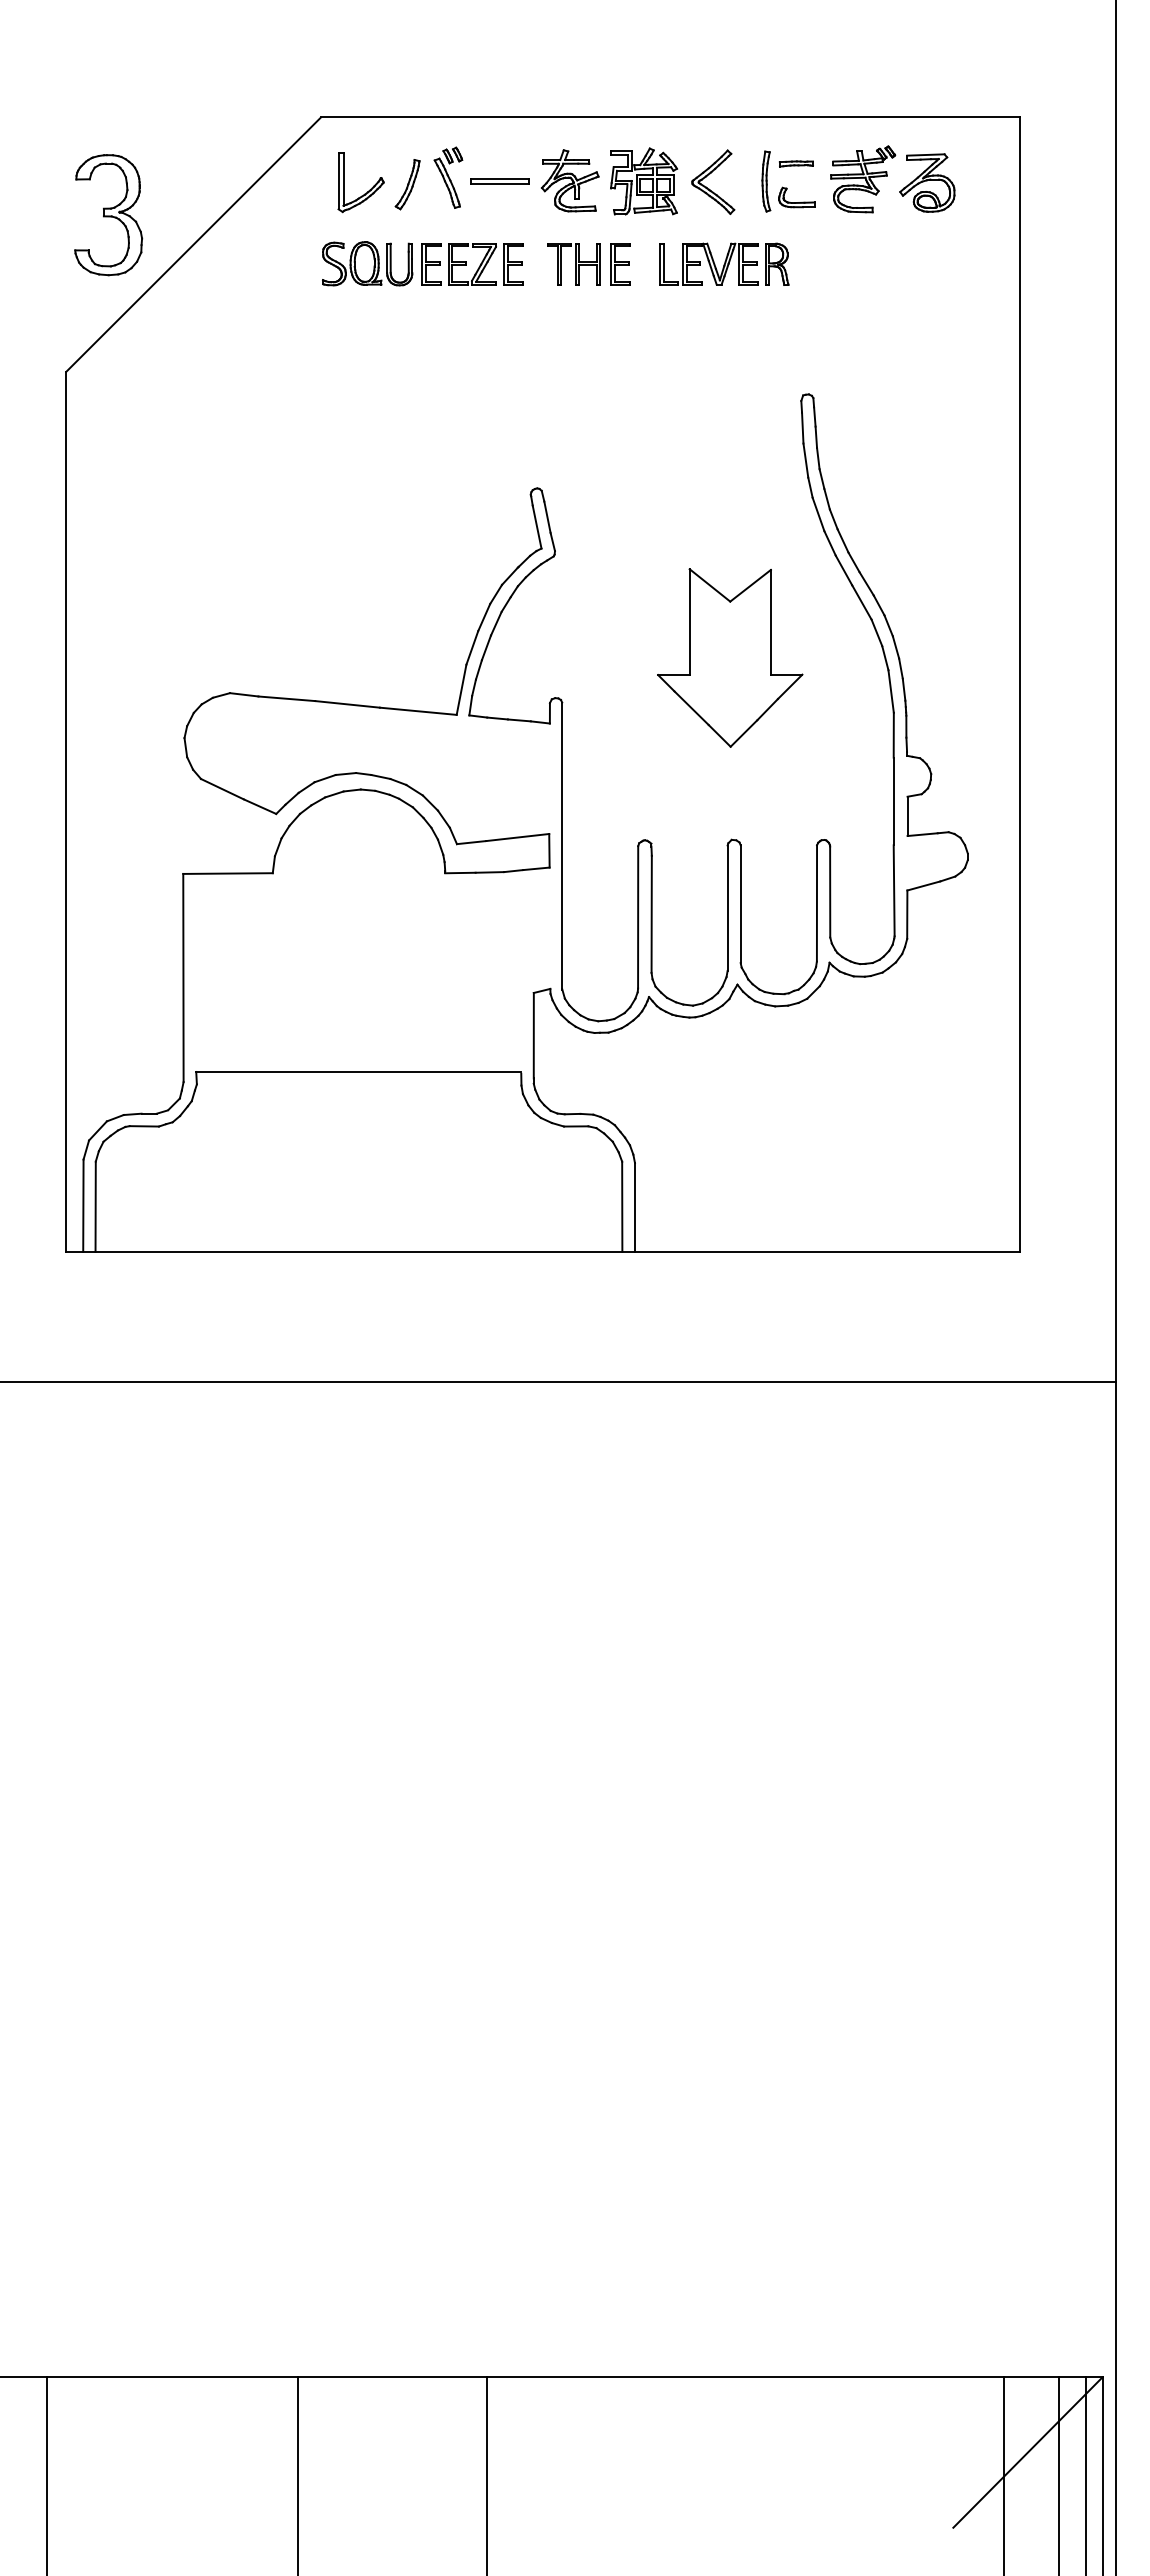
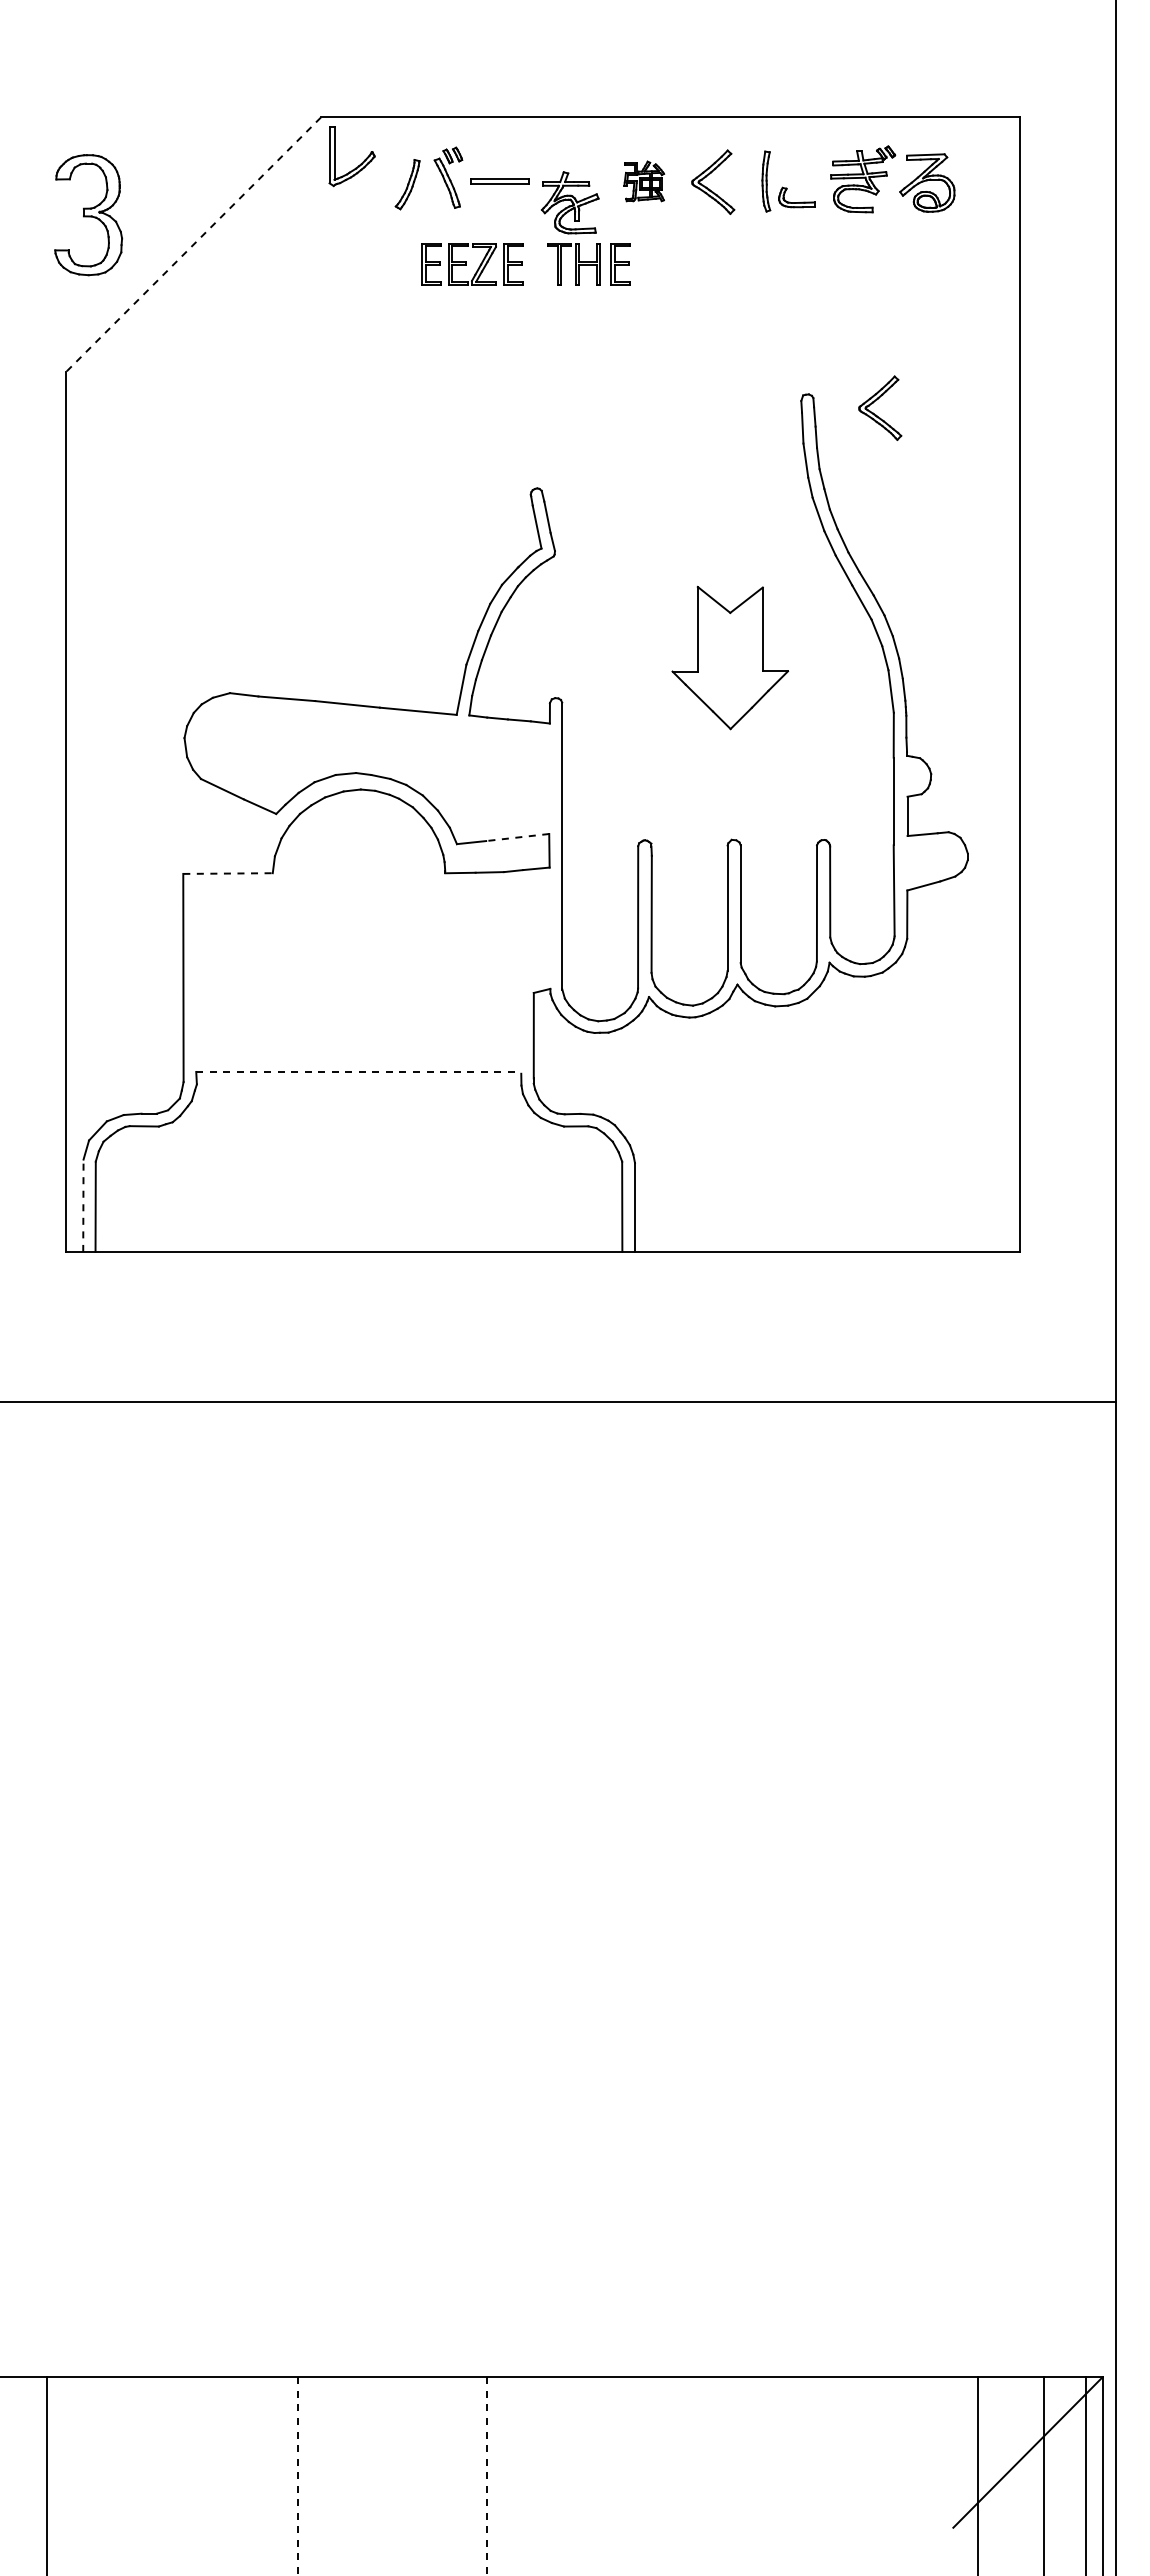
part: present -> none (796, 163)
part position: (570, 180) -> (570, 202) (570, 202)
part size: 69x69 px -> 43x43 px (644, 181)
part position: (368, 190) -> (359, 164) (359, 164)
part position: (108, 215) -> (88, 215) (88, 215)
line: solid -> dashed (193, 244)
part: present -> none (367, 263)
part: present -> none (724, 263)
part: none -> present (877, 400)
part size: 147x180 px -> 119x146 px (730, 657)
line: solid -> dashed (517, 837)
line: solid -> dashed (228, 873)
line: solid -> dashed (358, 1072)
line: solid -> dashed (83, 1205)
line position: (558, 1382) -> (558, 1402) (558, 1402)
line position: (1004, 2474) -> (978, 2474) (978, 2474)
line position: (1058, 2474) -> (1043, 2474) (1043, 2474)
line: solid -> dashed (297, 2476)
line: solid -> dashed (487, 2476)
